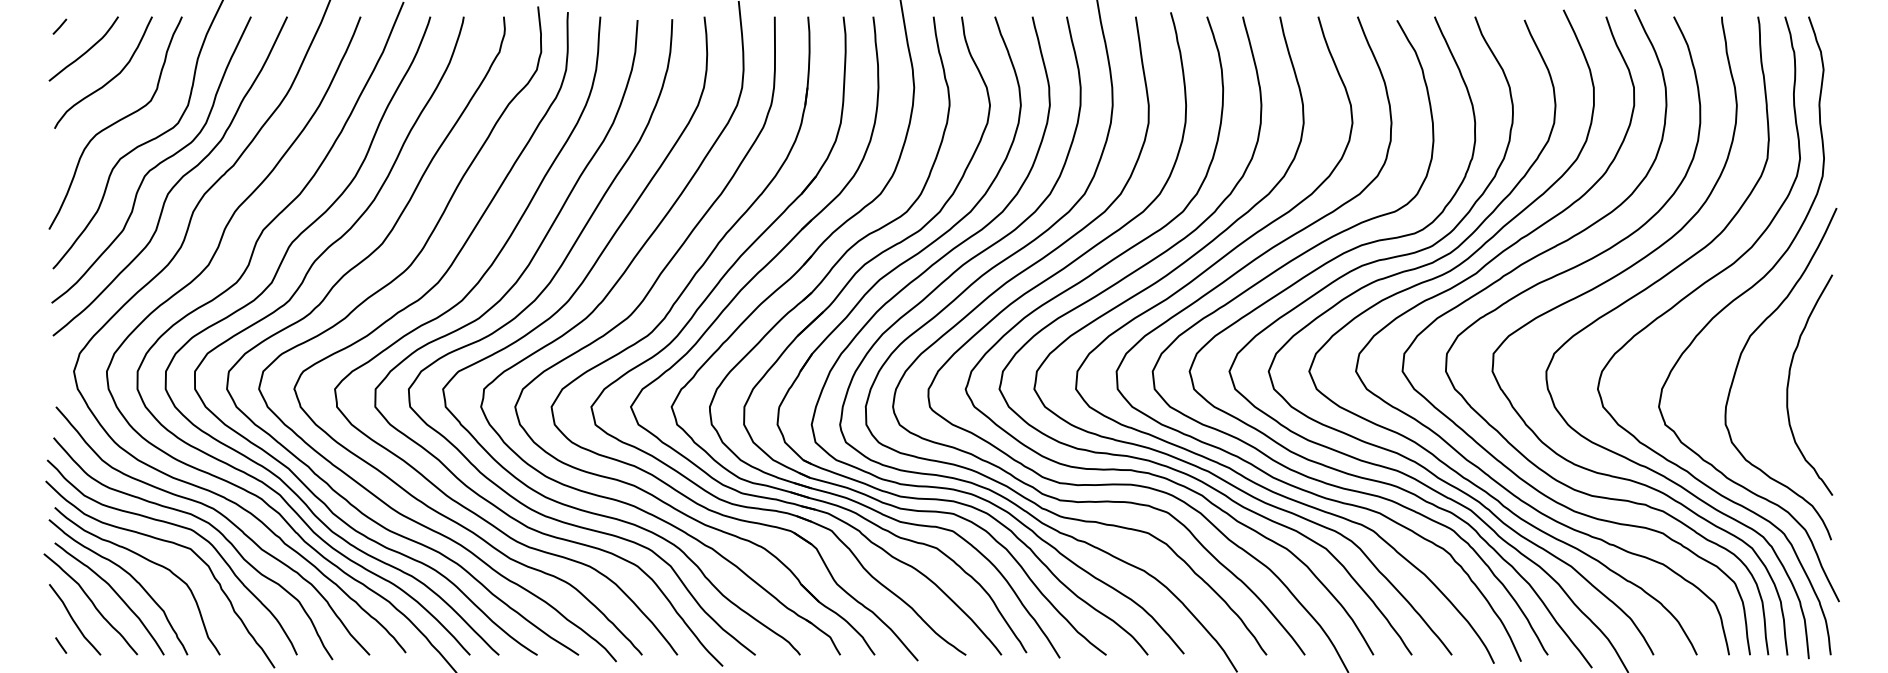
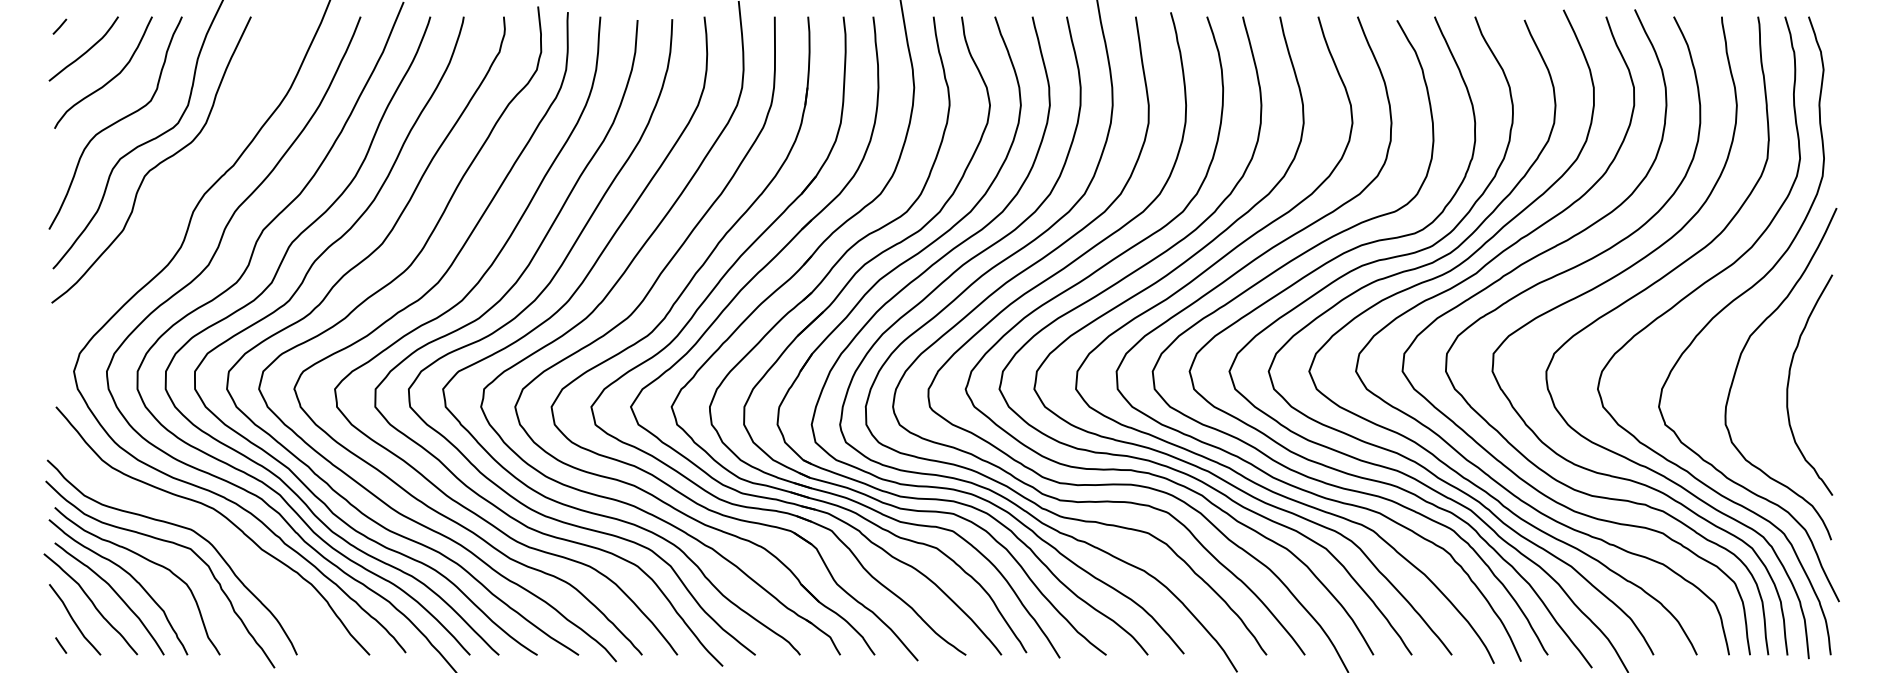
curve: present -> none (176, 182)
curve: present -> none (206, 523)
